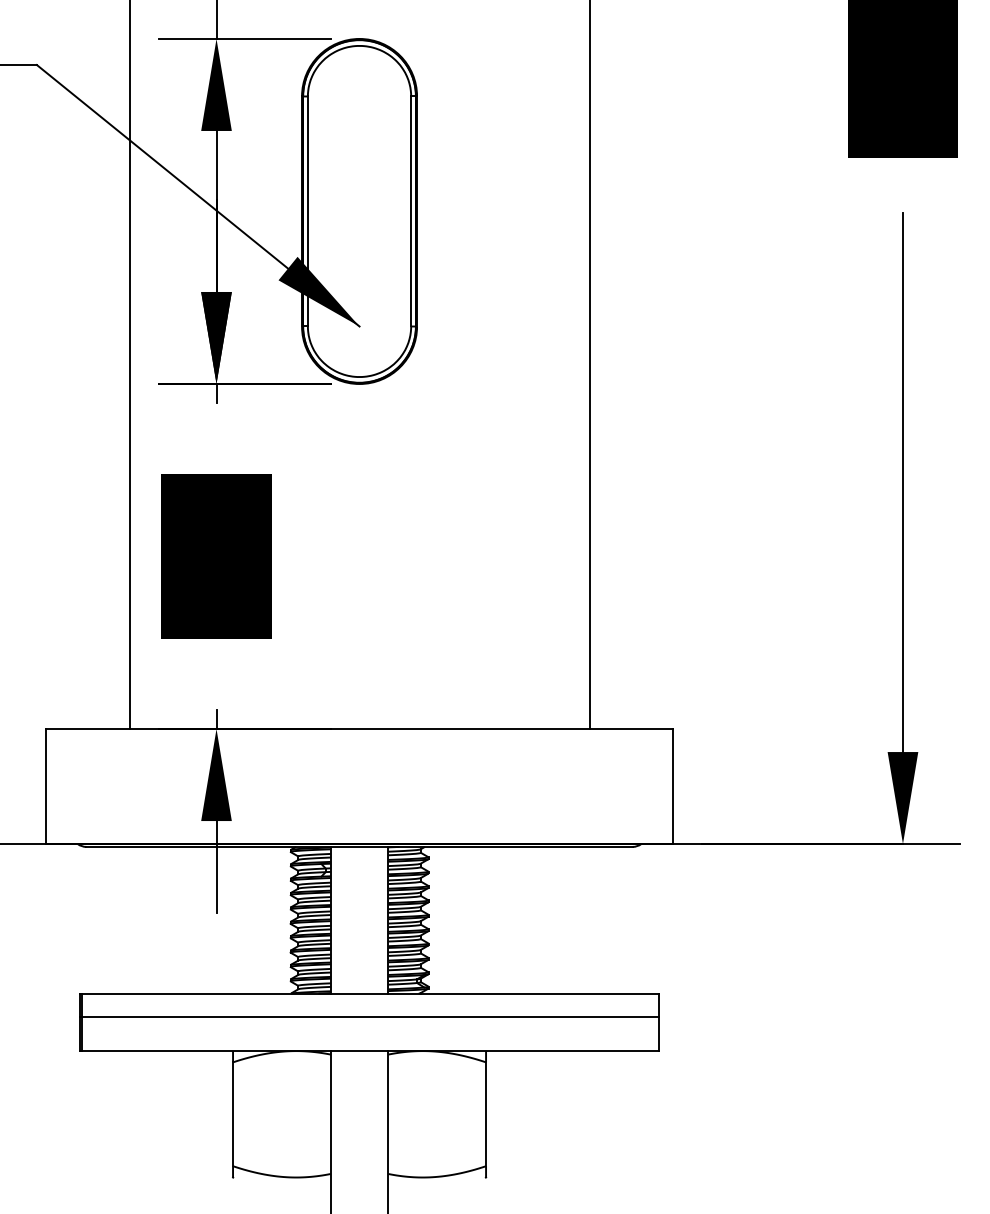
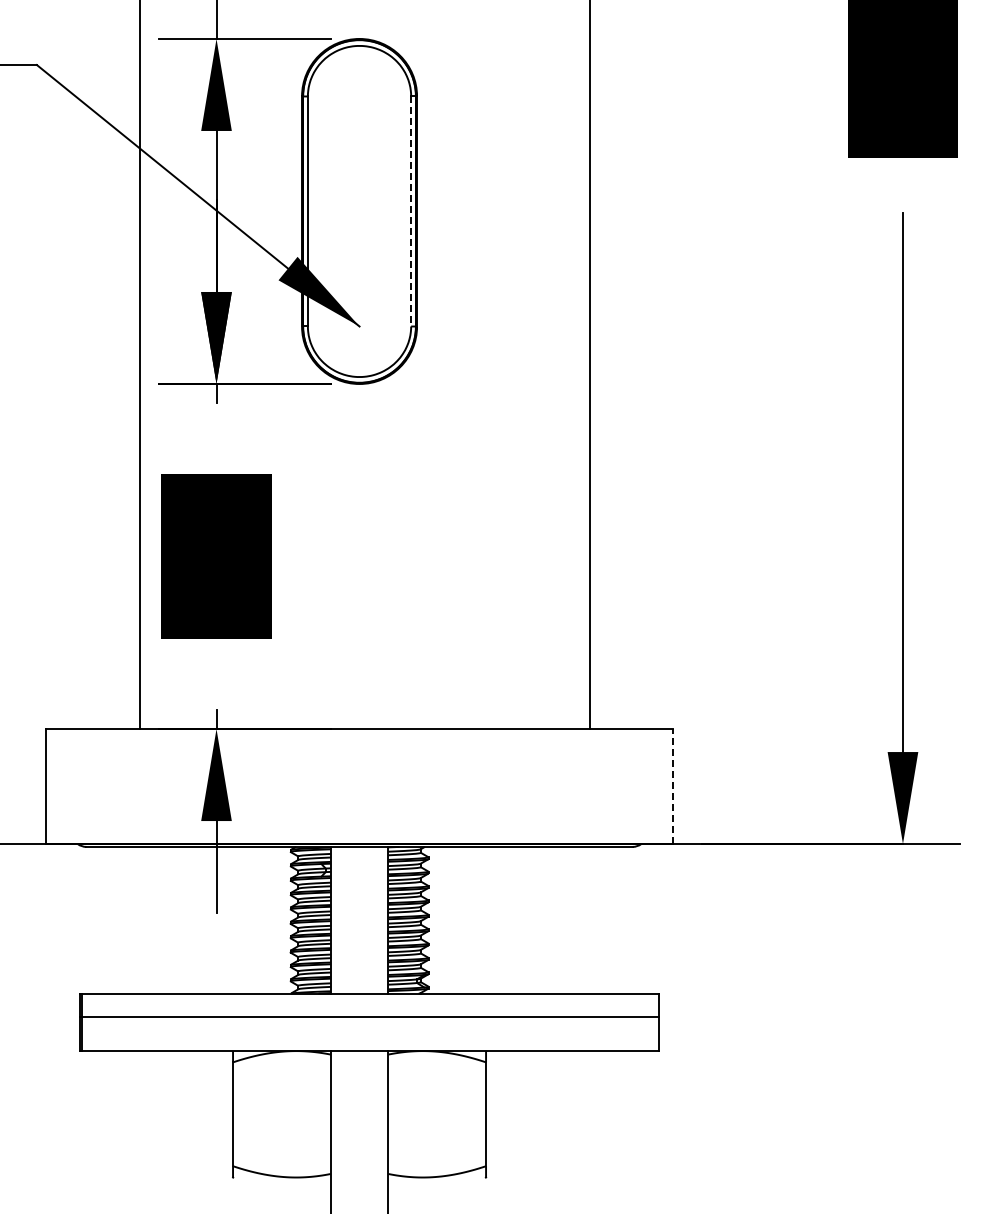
line: solid -> dashed (411, 211)
line position: (129, 365) -> (139, 365) (139, 365)
line: solid -> dashed (672, 786)
